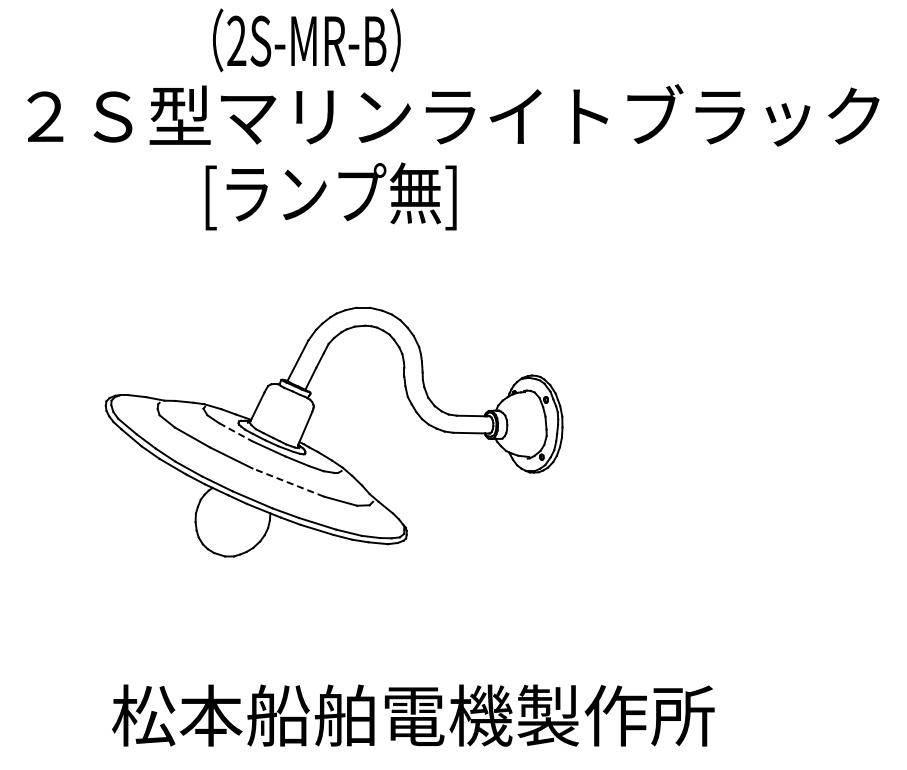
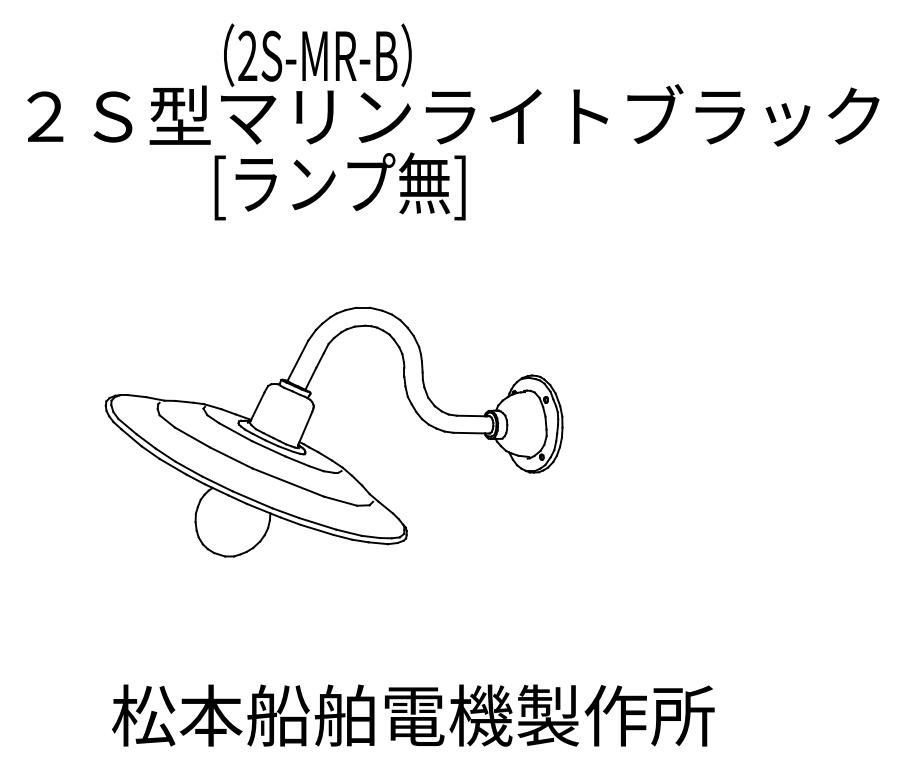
text position: (306, 40) -> (317, 55) (317, 55)
text position: (330, 196) -> (339, 186) (339, 186)
line: dashed -> solid (235, 432)
line: dashed -> solid (287, 482)
